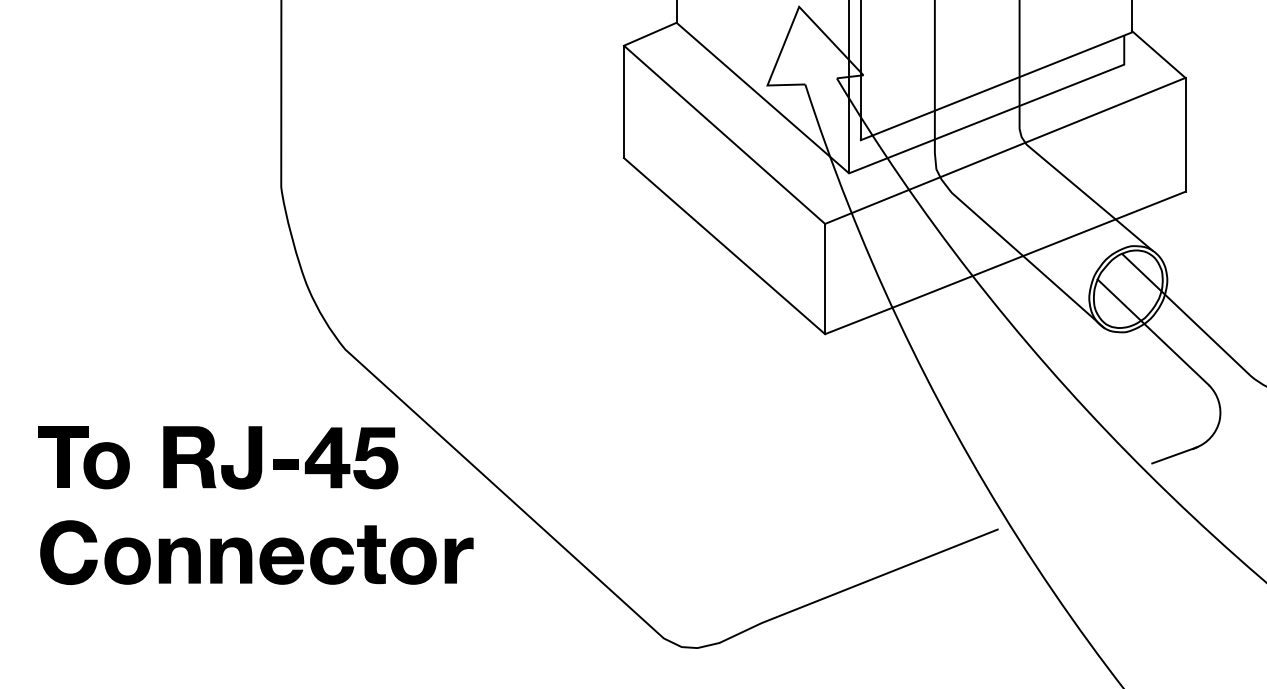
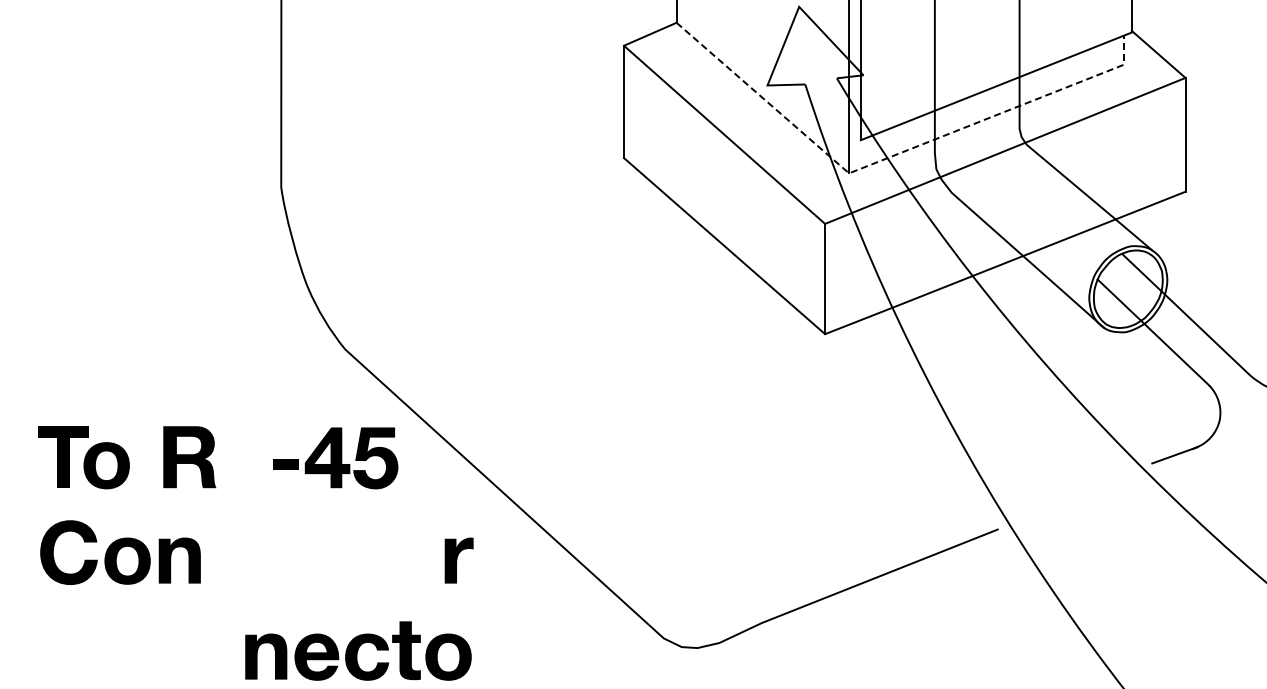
line: solid -> dashed (894, 155)
fill: present -> none (241, 457)
part position: (323, 554) -> (358, 650) (358, 650)
